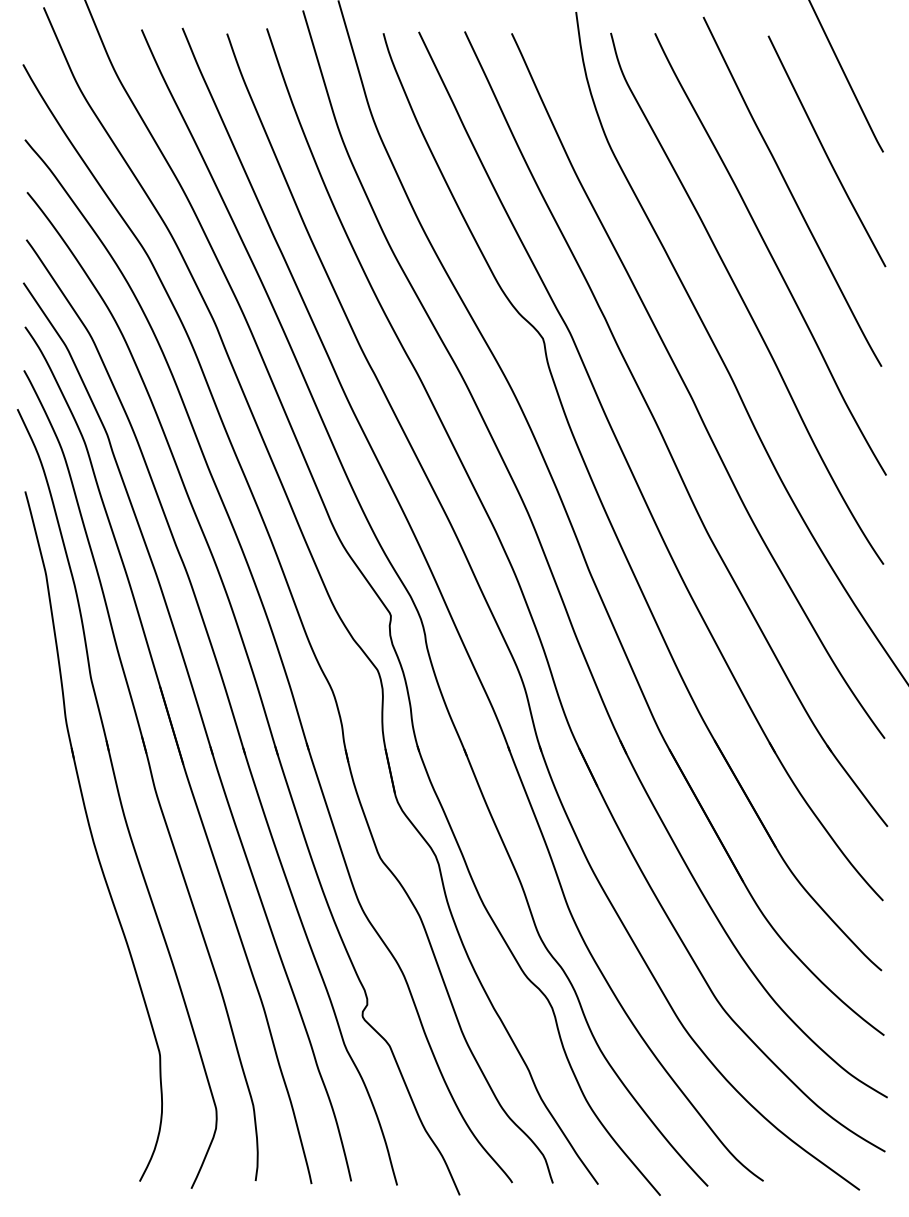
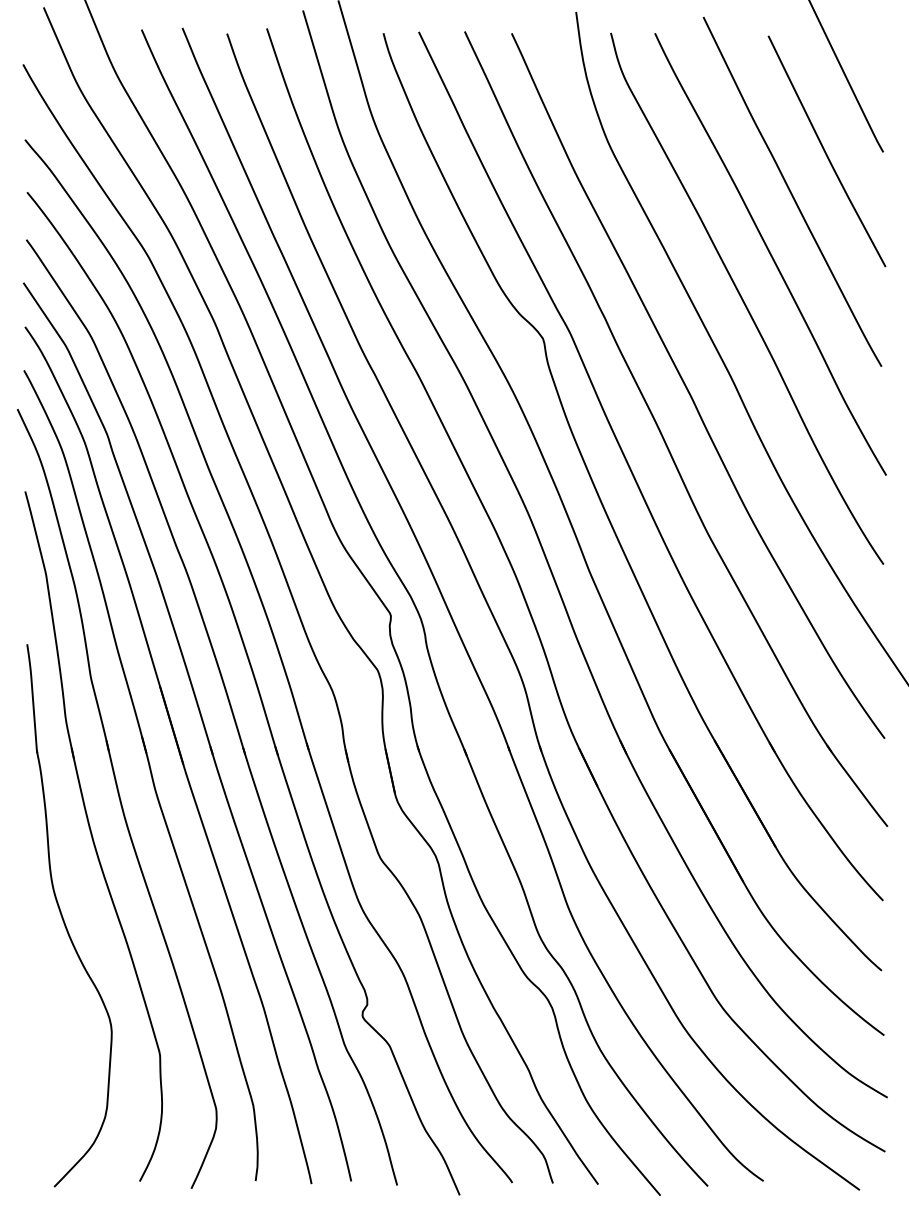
part: none -> present (63, 917)
